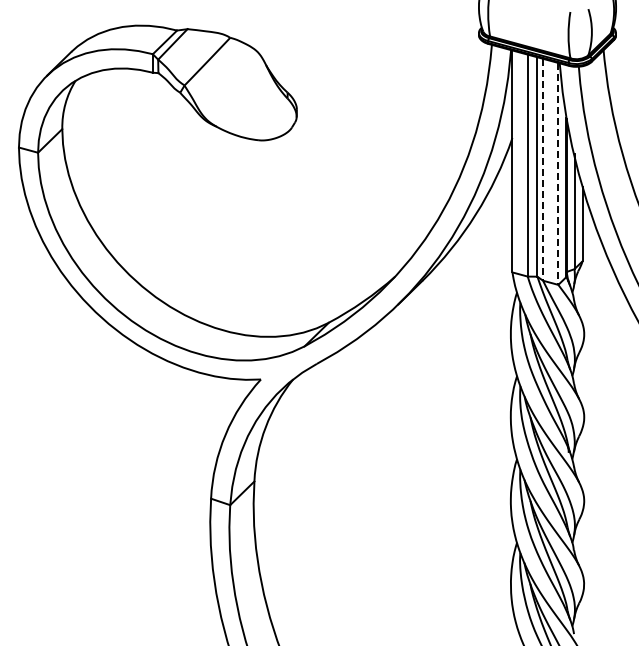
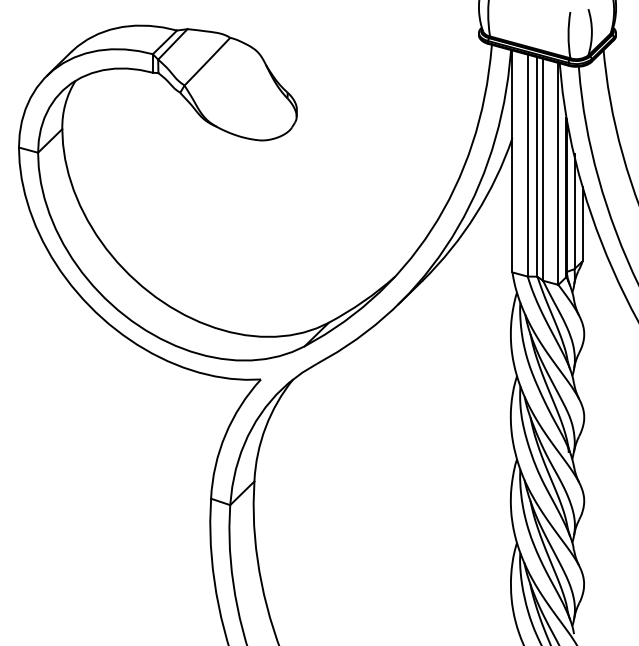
line: dashed -> solid (543, 169)
line: dashed -> solid (558, 173)
